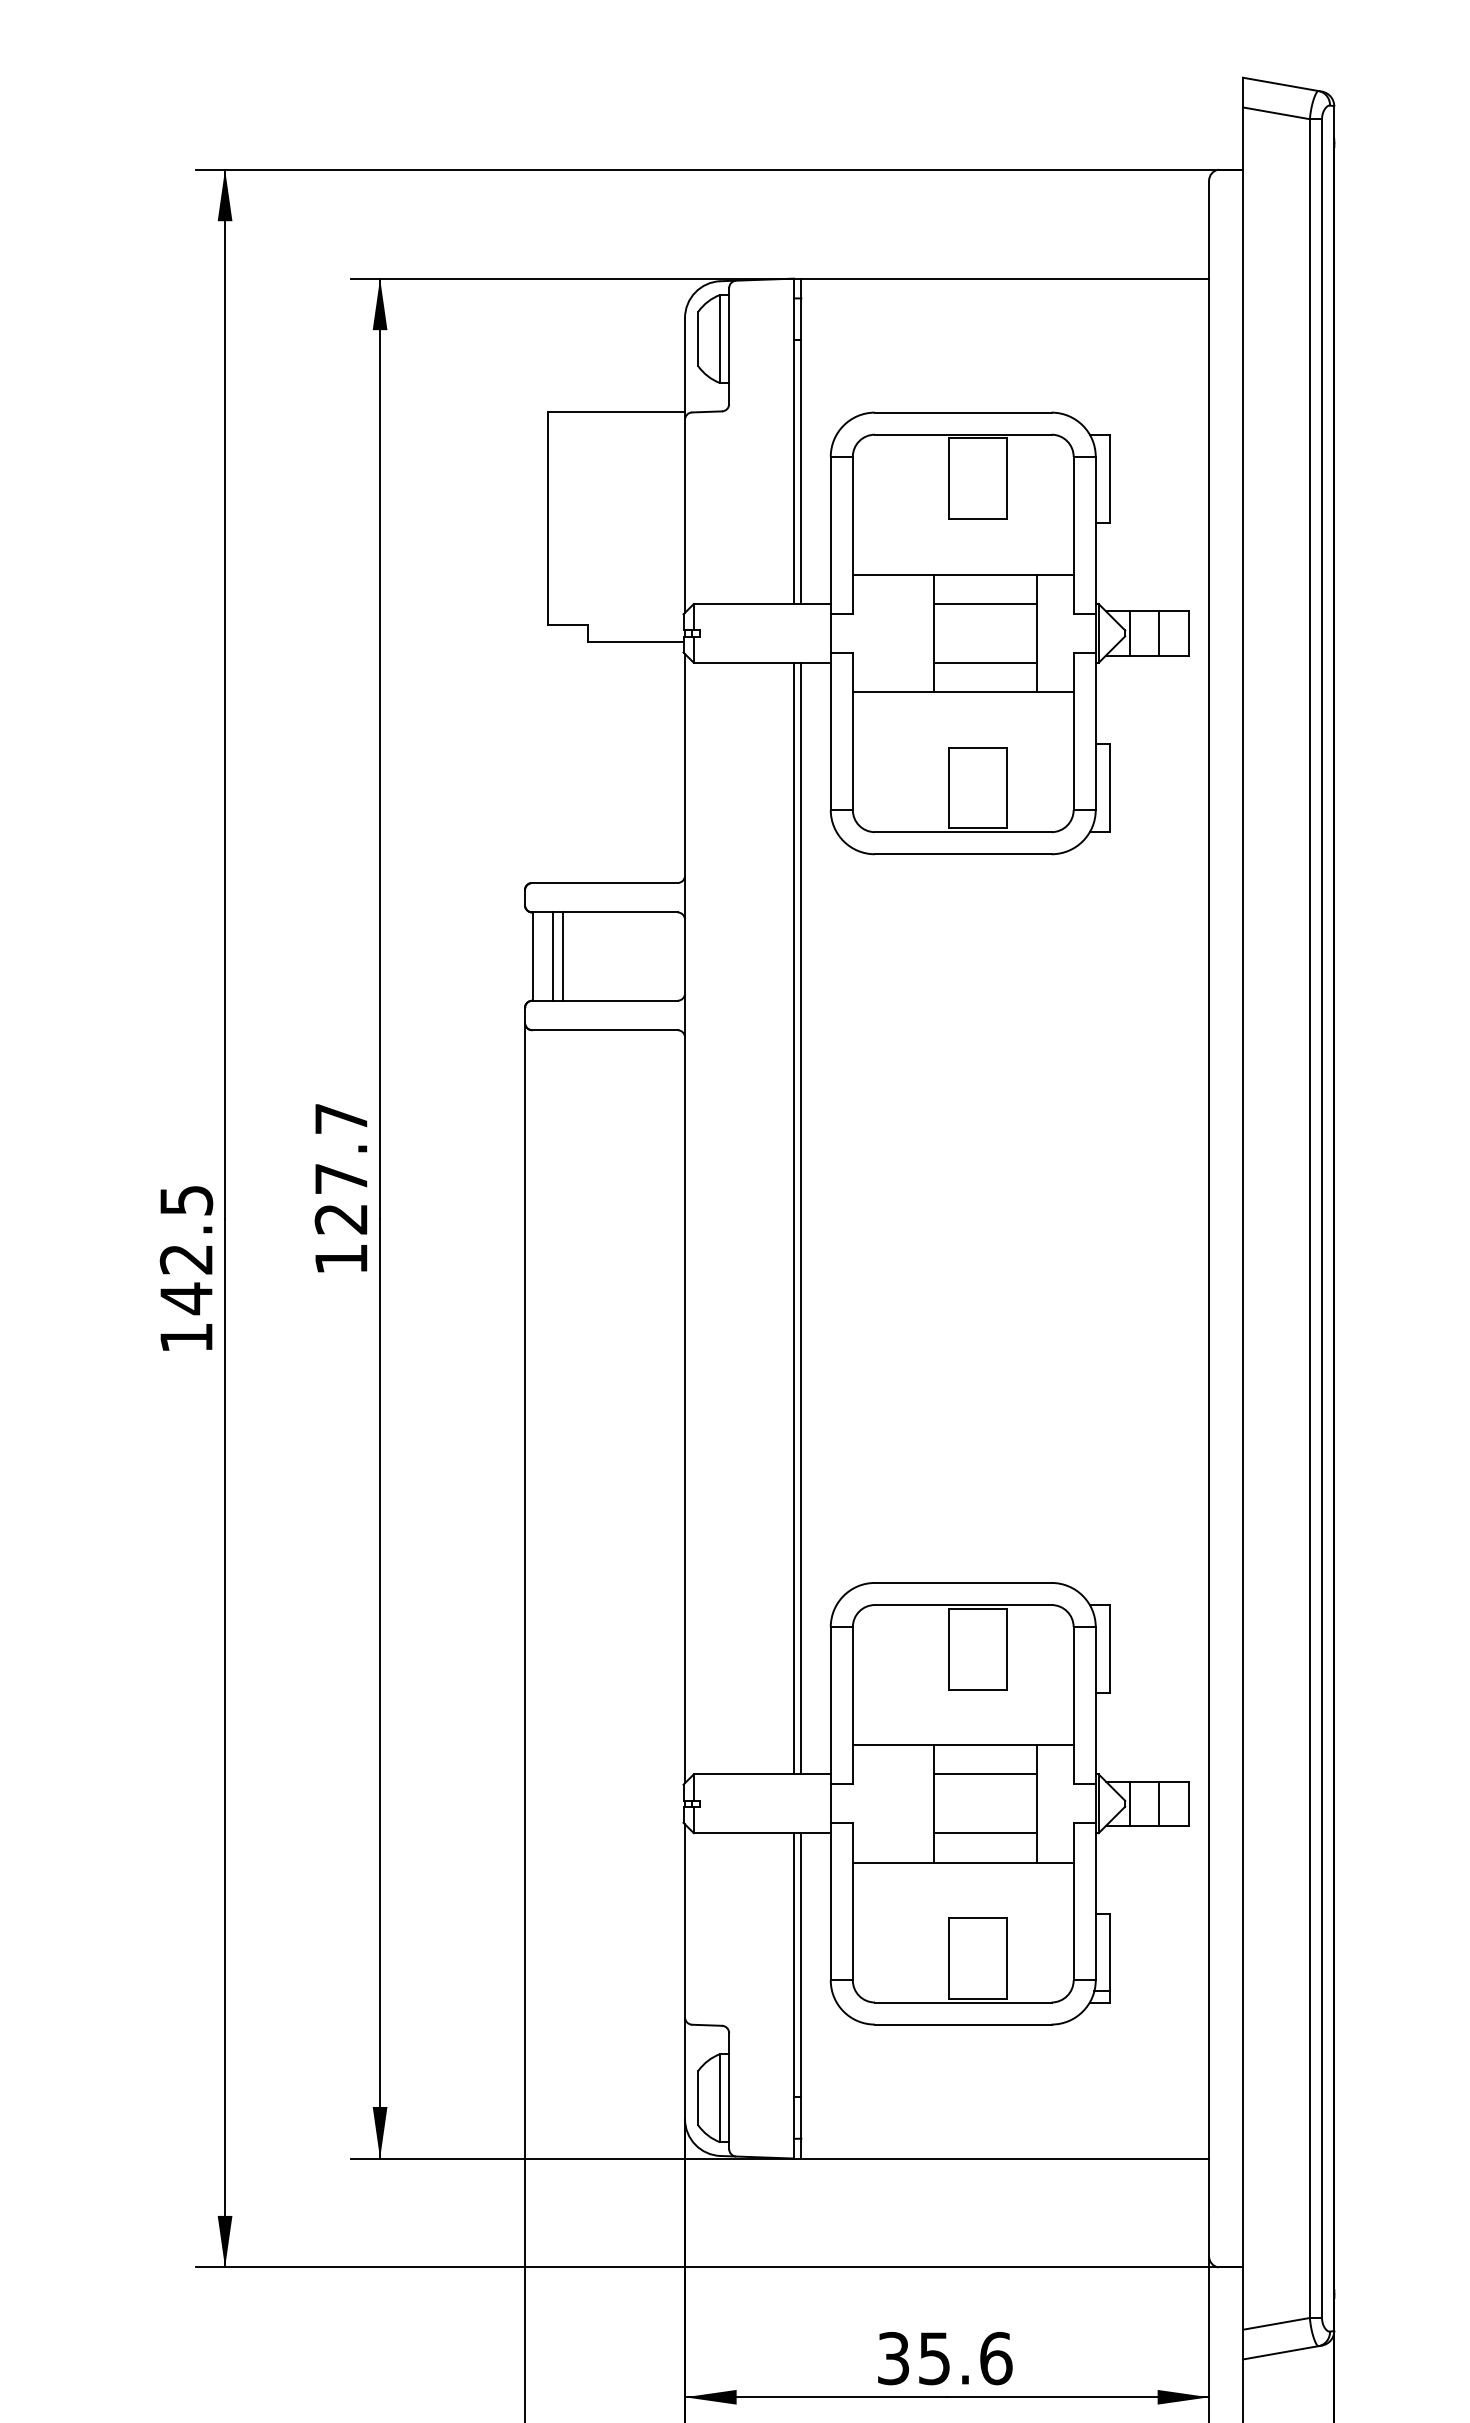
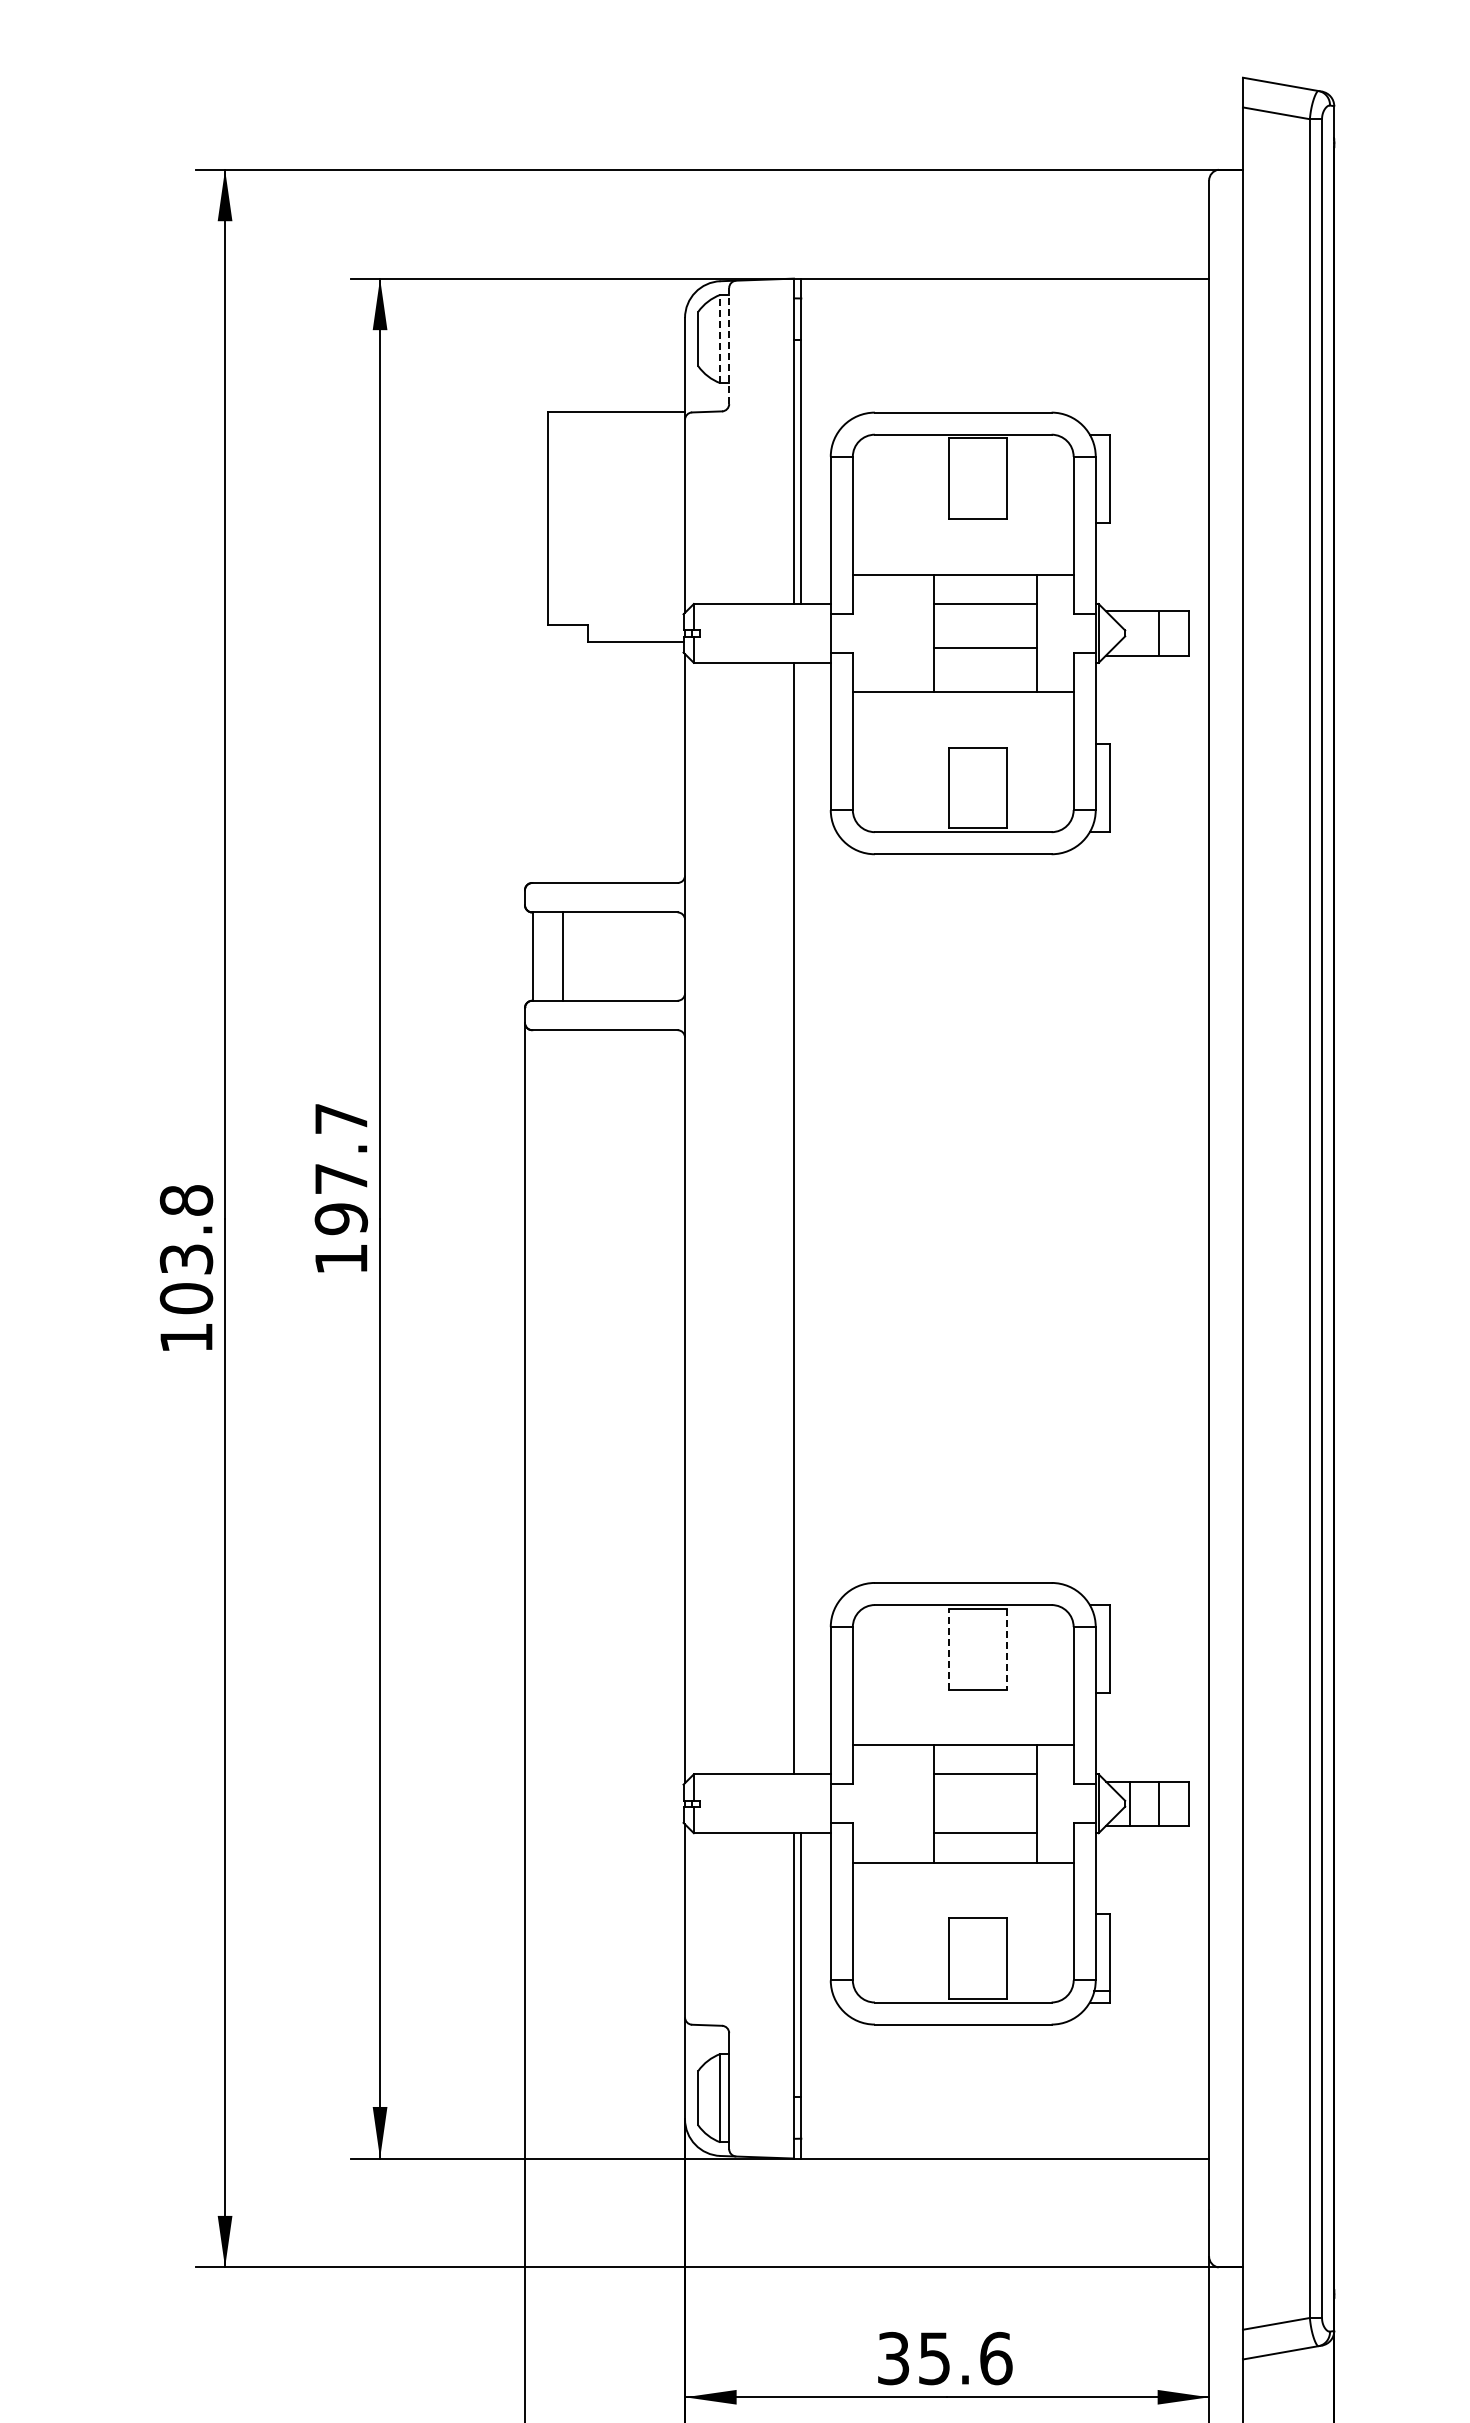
line: solid -> dashed (720, 338)
line: solid -> dashed (729, 345)
line: present -> none (1129, 633)
line position: (984, 662) -> (984, 647) (984, 647)
line: present -> none (552, 956)
line: present -> none (801, 1218)
text: 127.7 -> 197.7 (341, 1219)
text: 142.5 -> 103.8 (186, 1250)
line: solid -> dashed (948, 1648)
line: solid -> dashed (1007, 1649)
